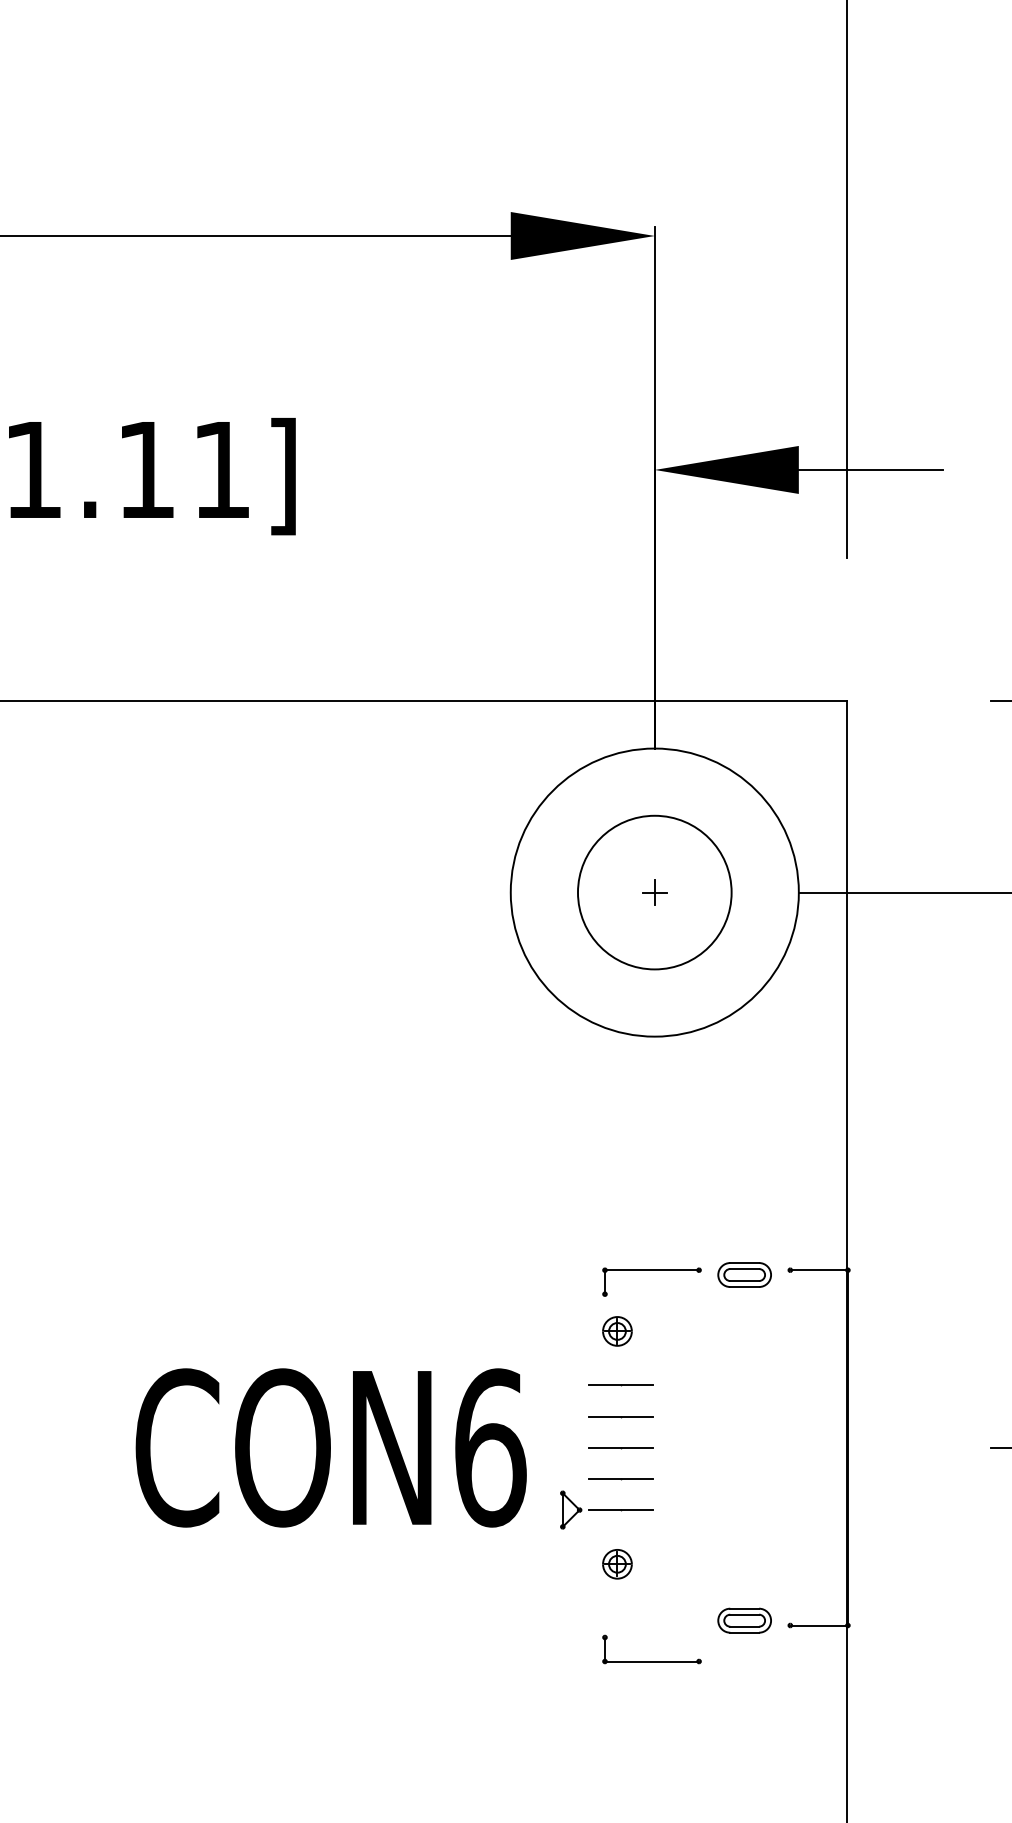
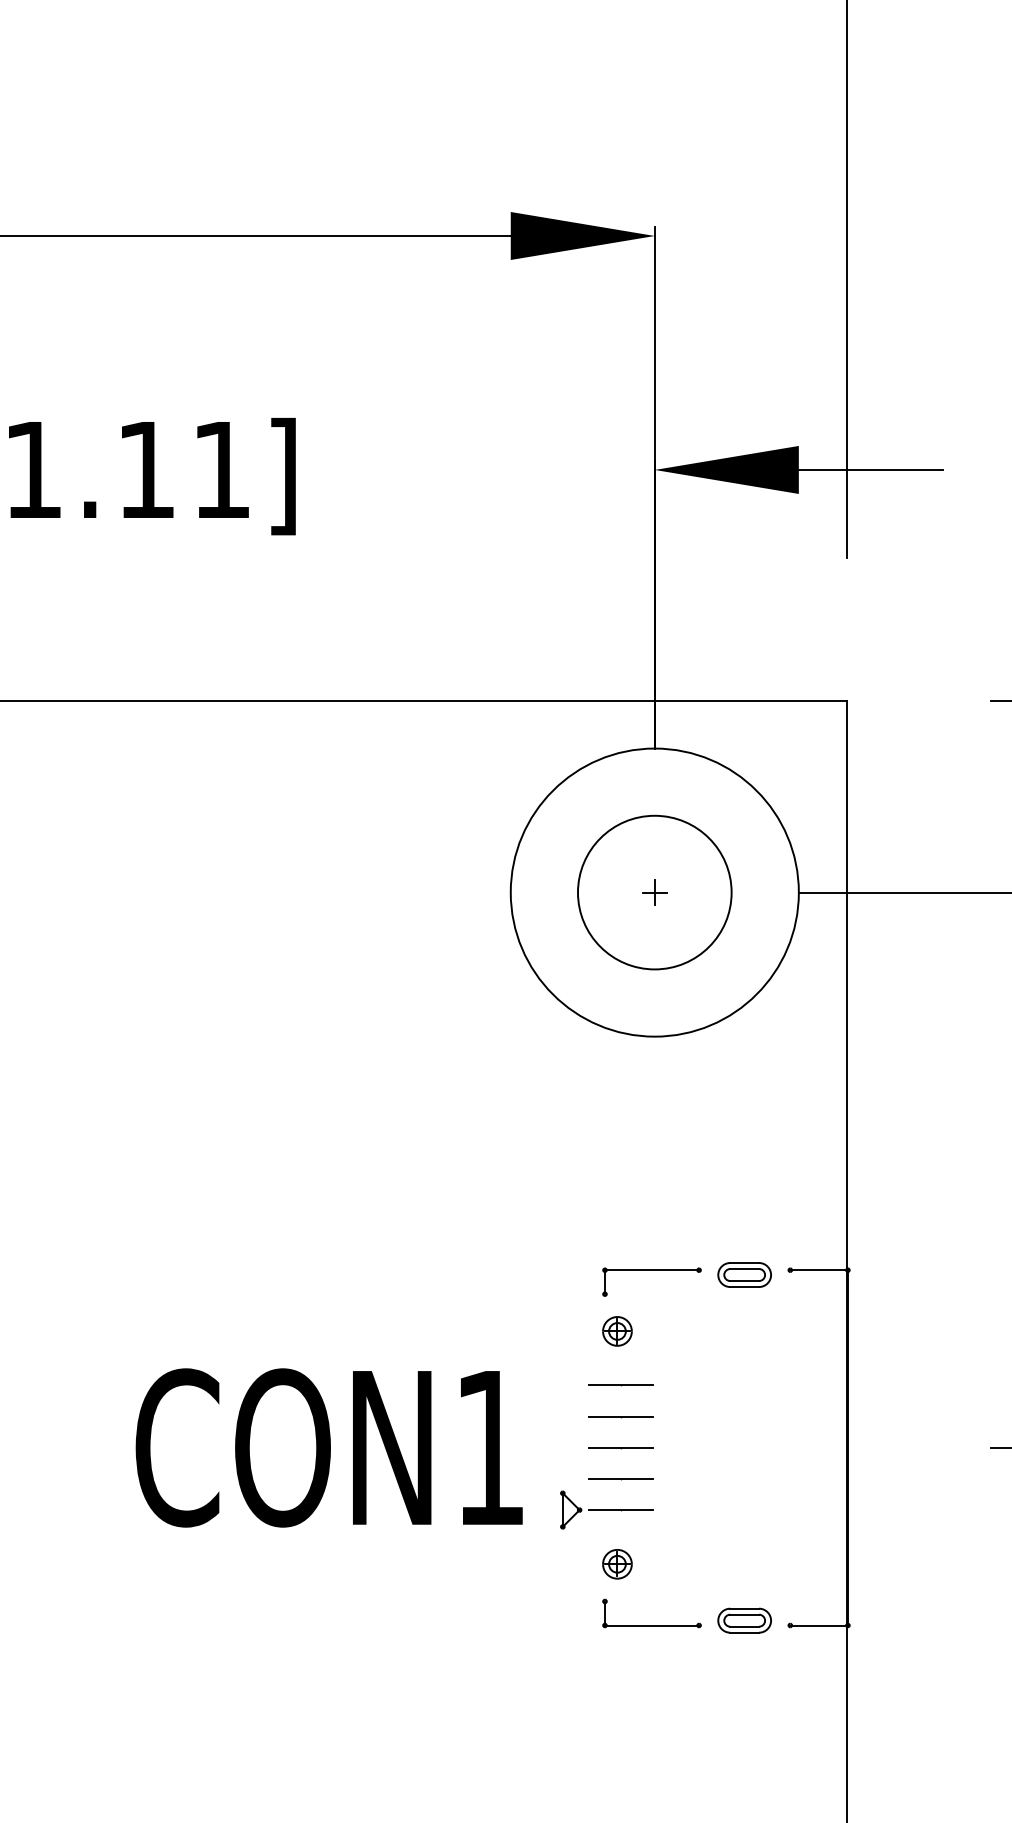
text: CON6 -> CON1 (490, 1447)
part position: (651, 1661) -> (651, 1625) (651, 1625)
